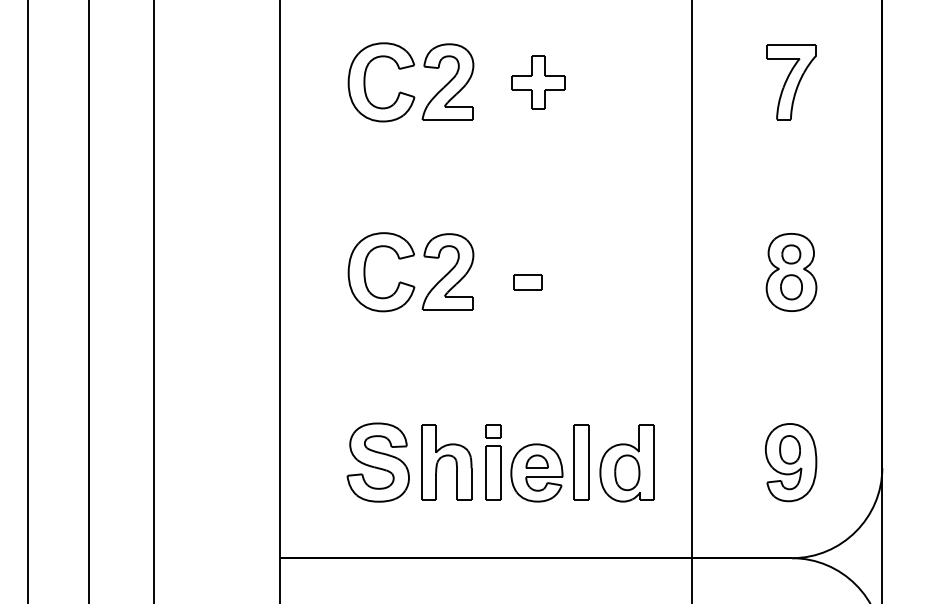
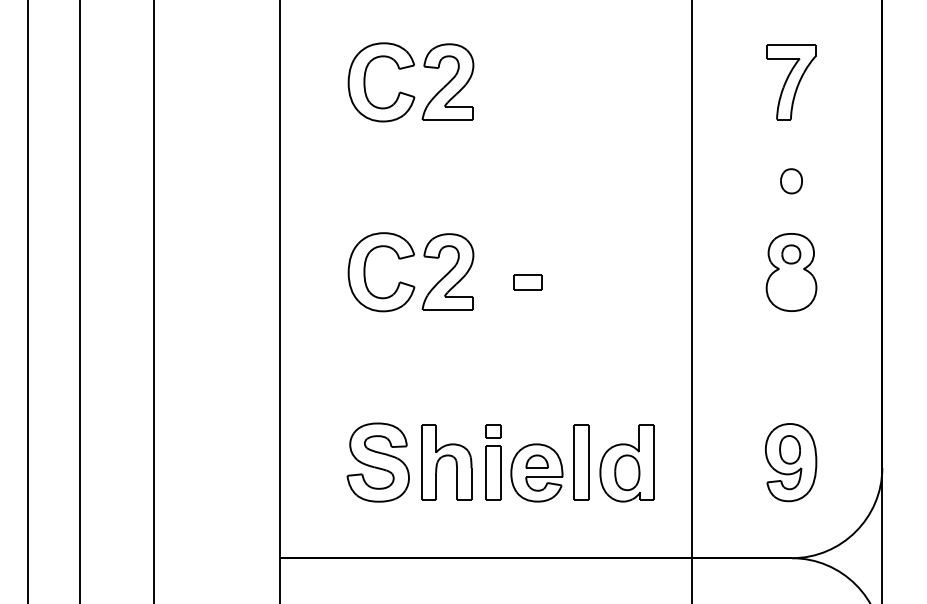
part: present -> none (538, 82)
part position: (791, 287) -> (791, 181) (791, 181)
line position: (89, 301) -> (80, 301) (80, 301)
